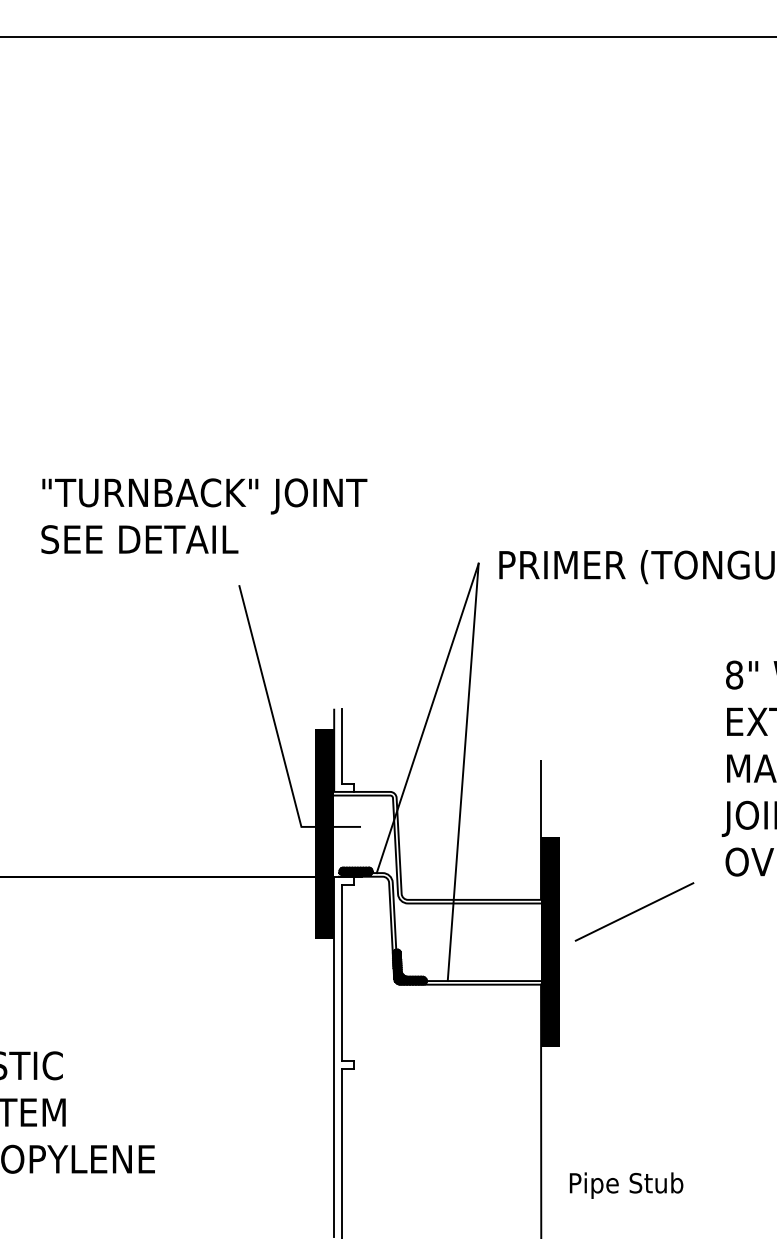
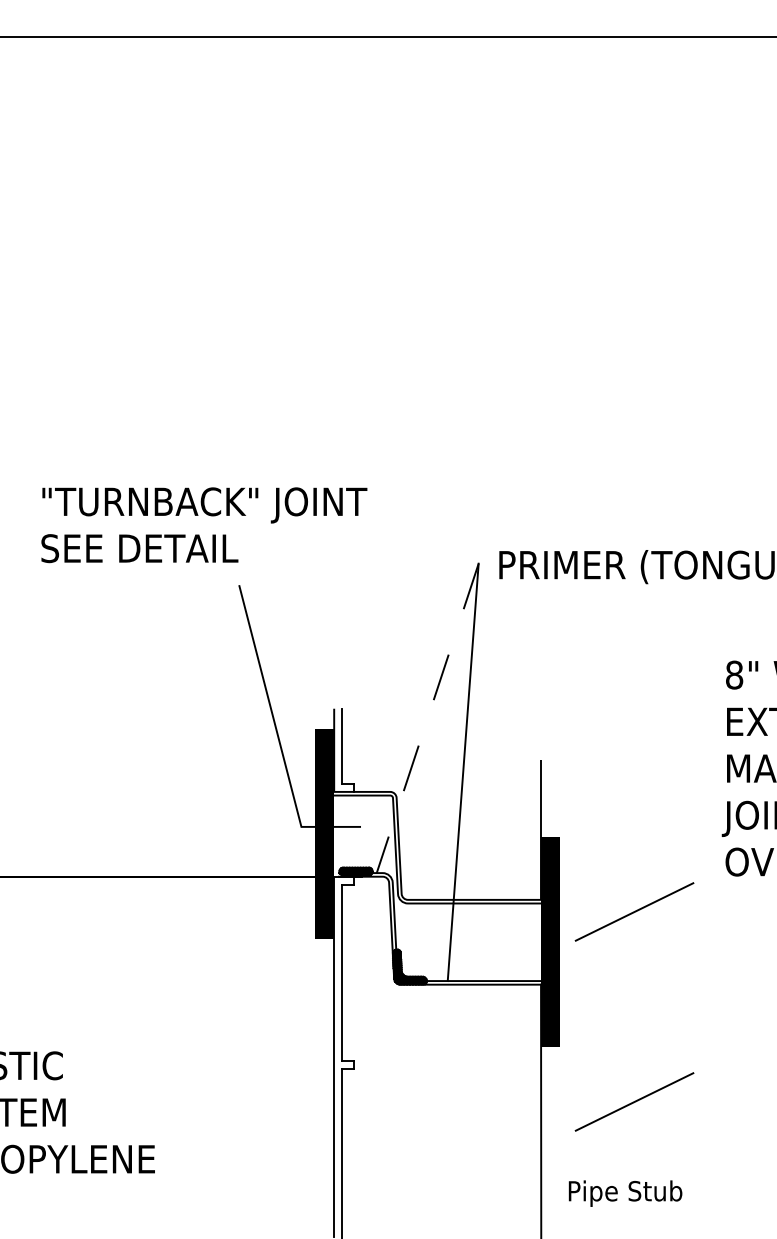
text position: (204, 516) -> (204, 525) (204, 525)
line: solid -> dashed (427, 718)
line: none -> present (634, 1101)
text position: (626, 1185) -> (625, 1193) (625, 1193)
